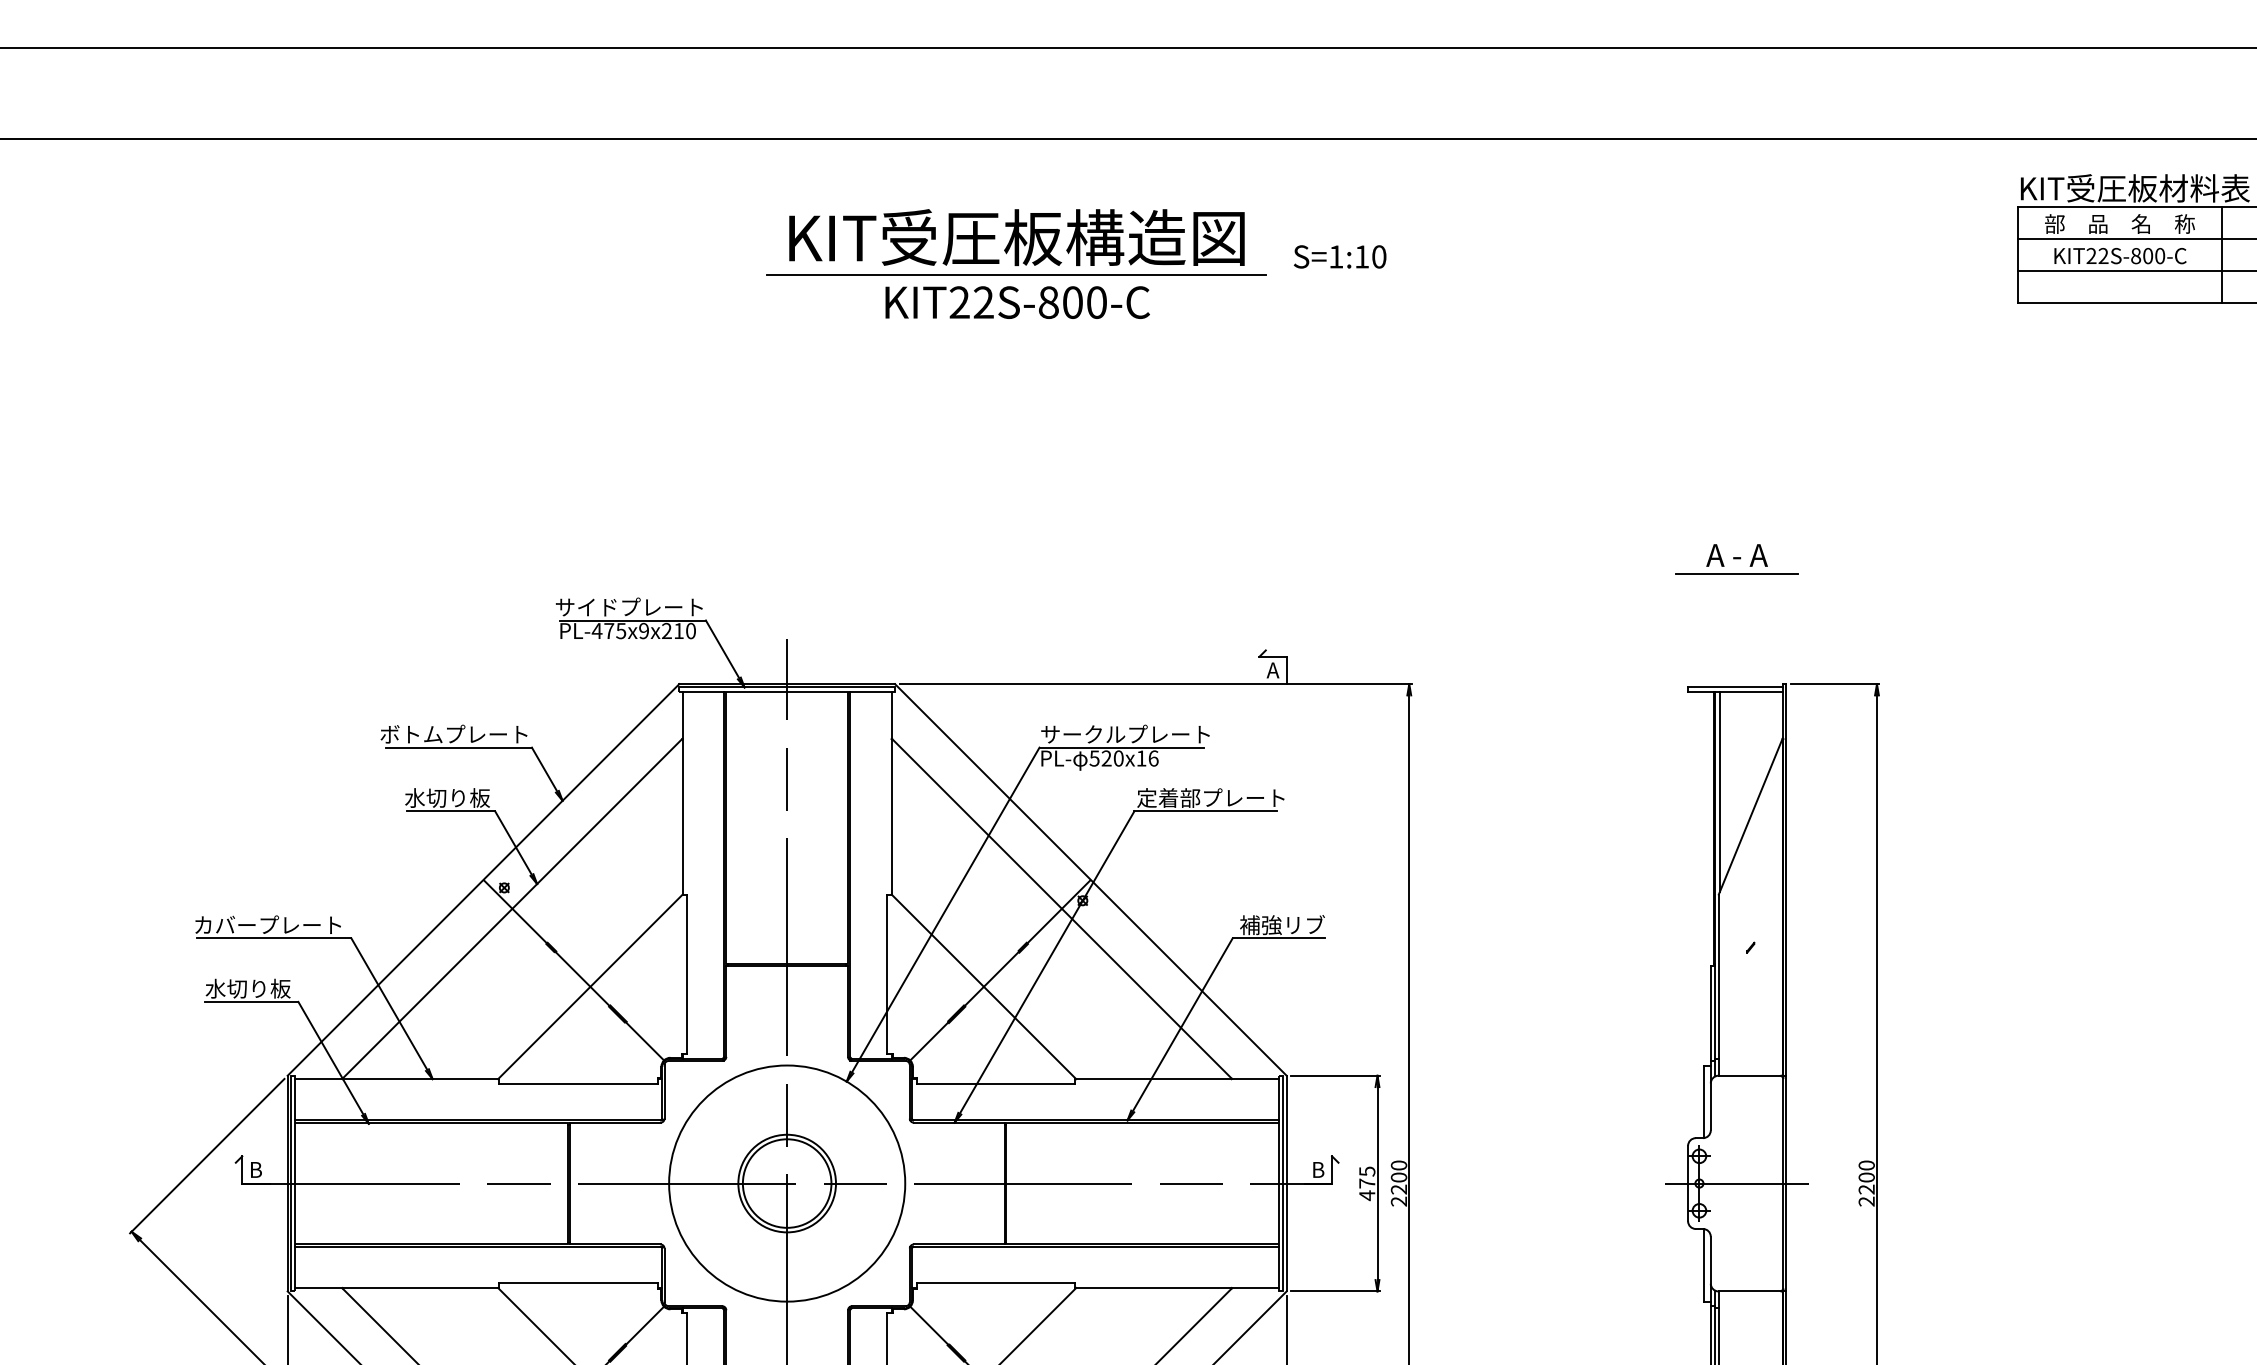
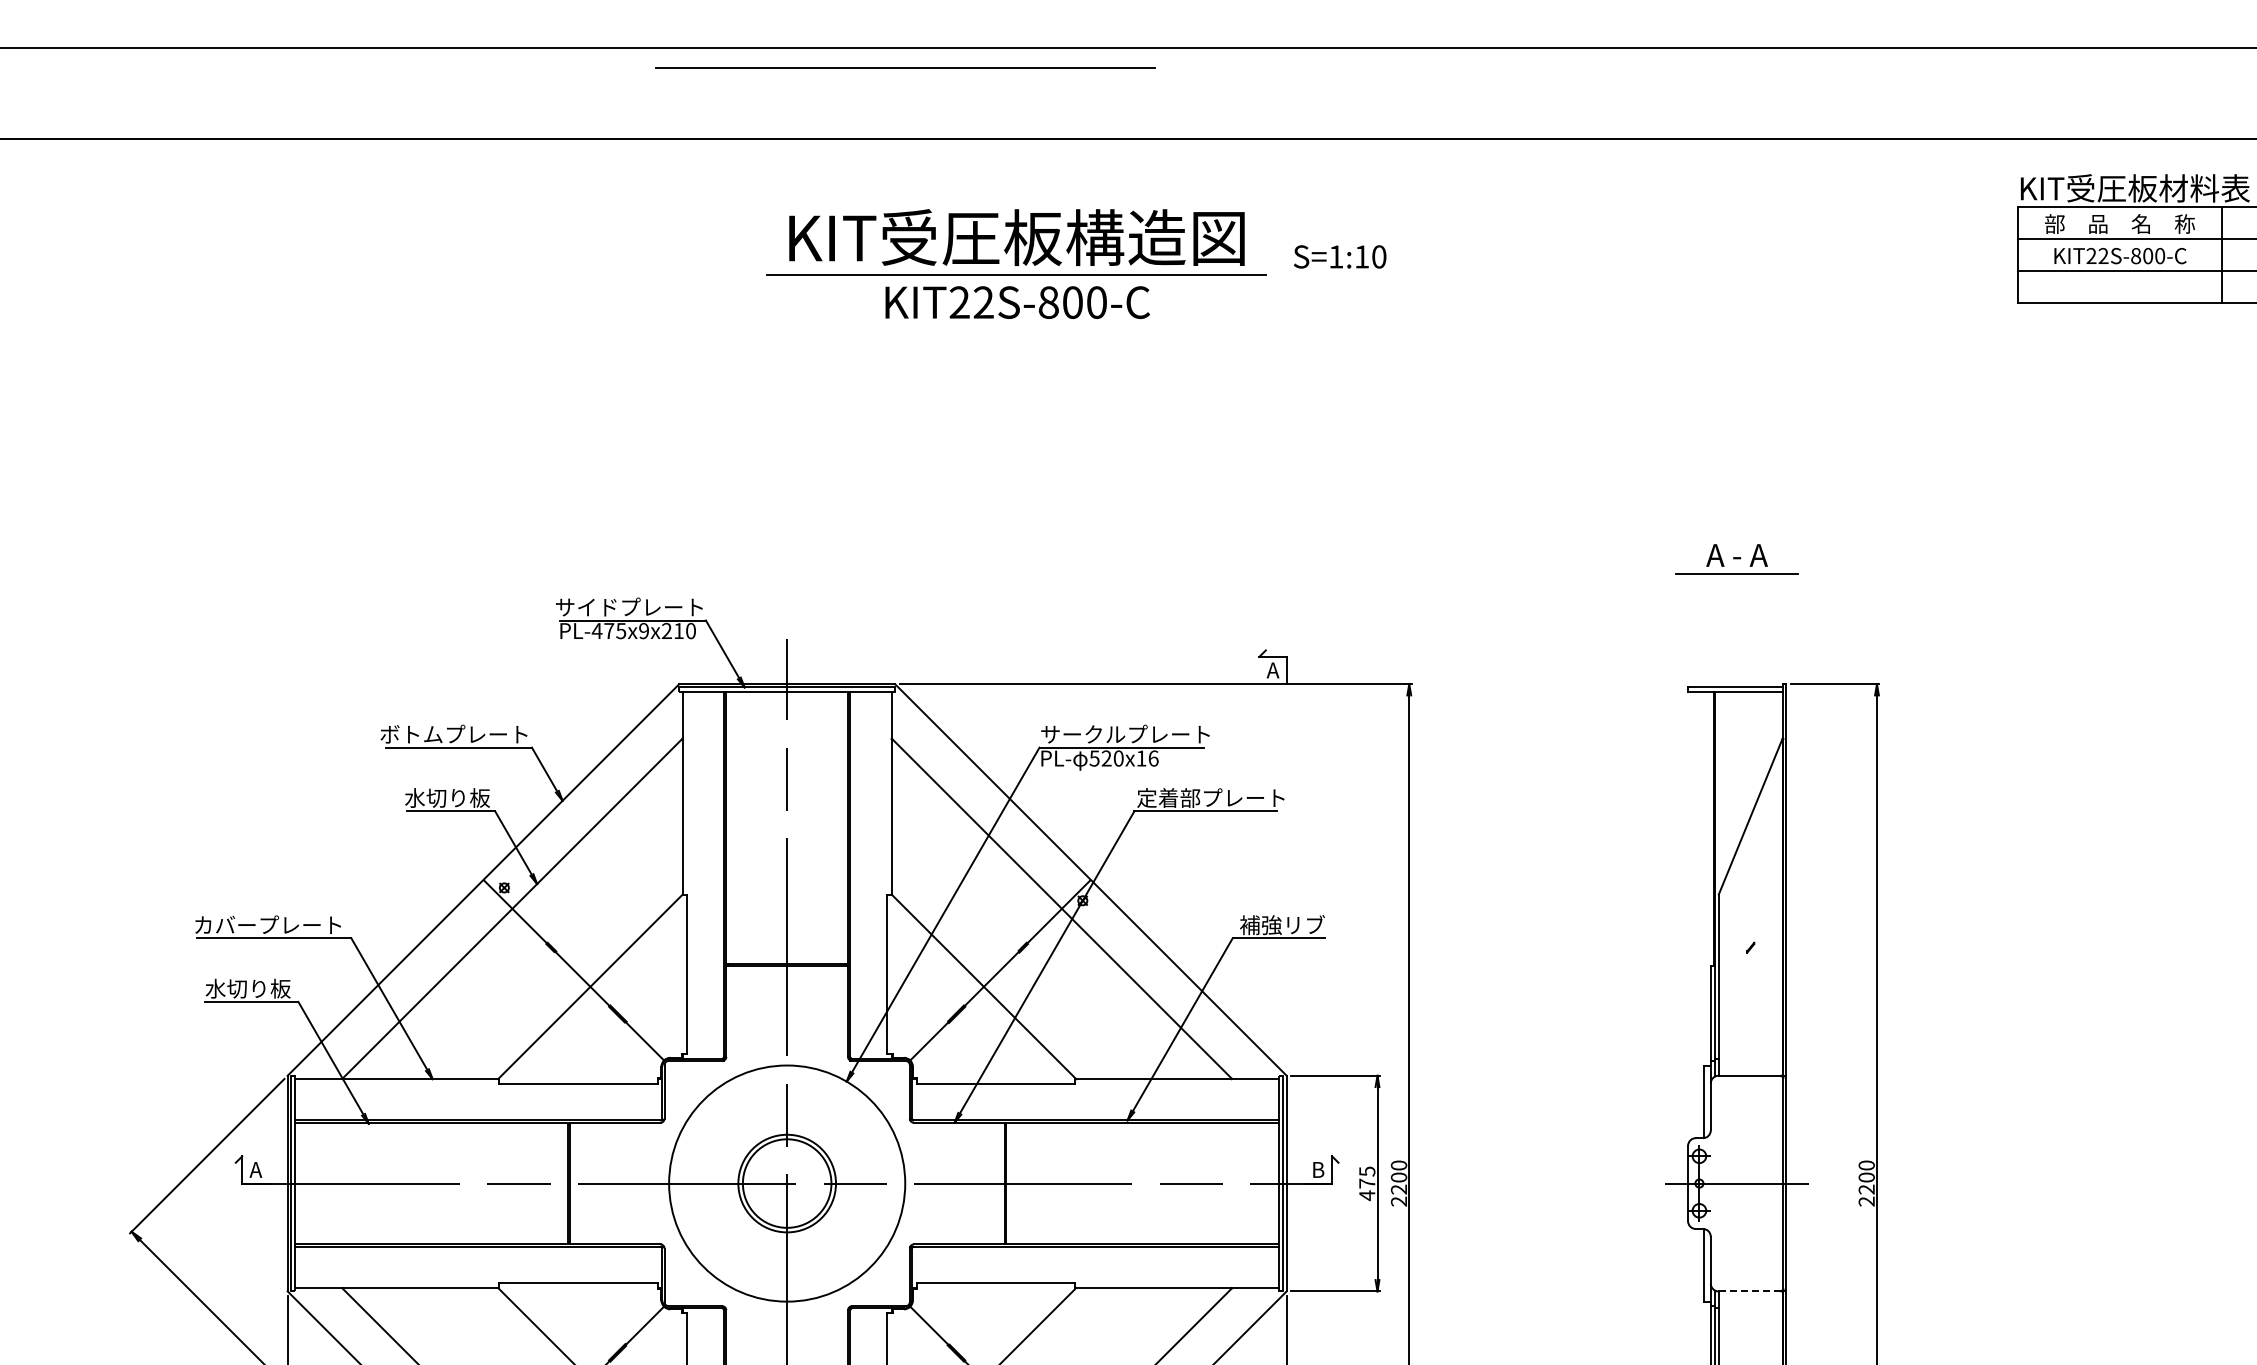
line: none -> present (905, 67)
line: present -> none (1719, 791)
text: B -> A (255, 1169)
line: solid -> dashed (1749, 1291)
